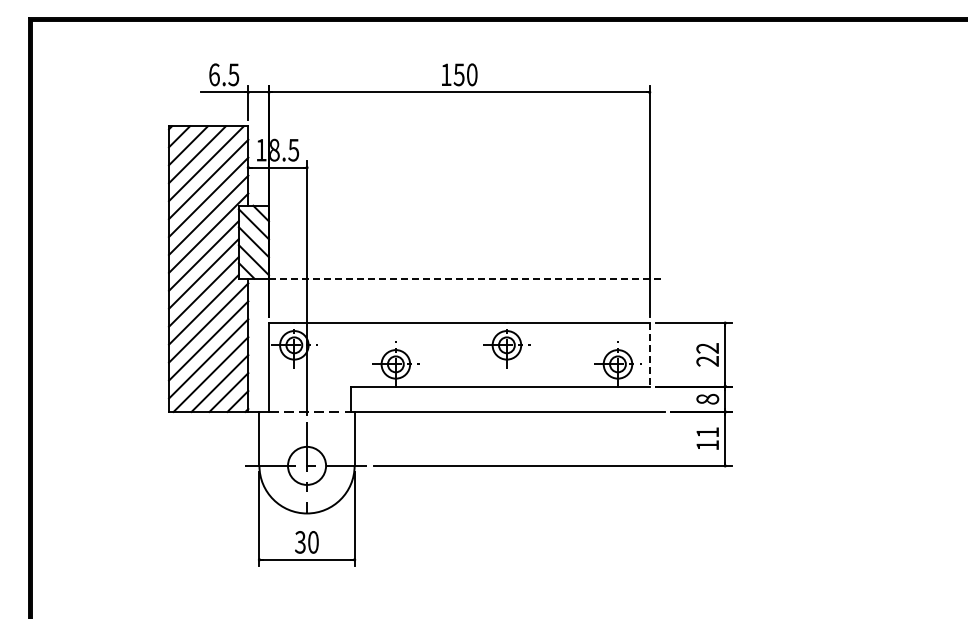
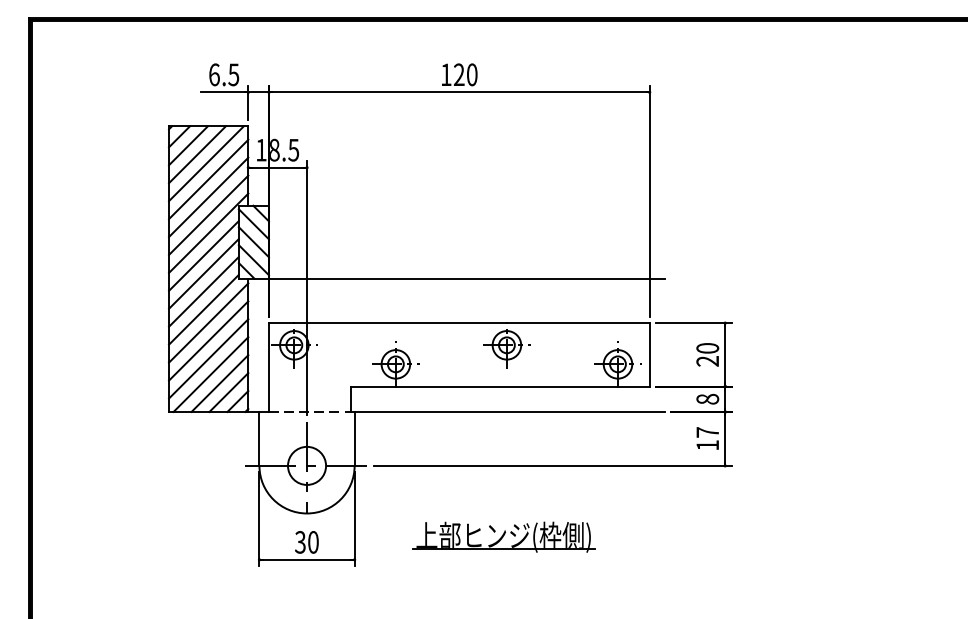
text: 150 -> 120 (458, 74)
line: dashed -> solid (467, 278)
text: 22 -> 20 (707, 348)
line: dashed -> solid (649, 354)
text: 11 -> 17 (707, 432)
part: none -> present (503, 536)
